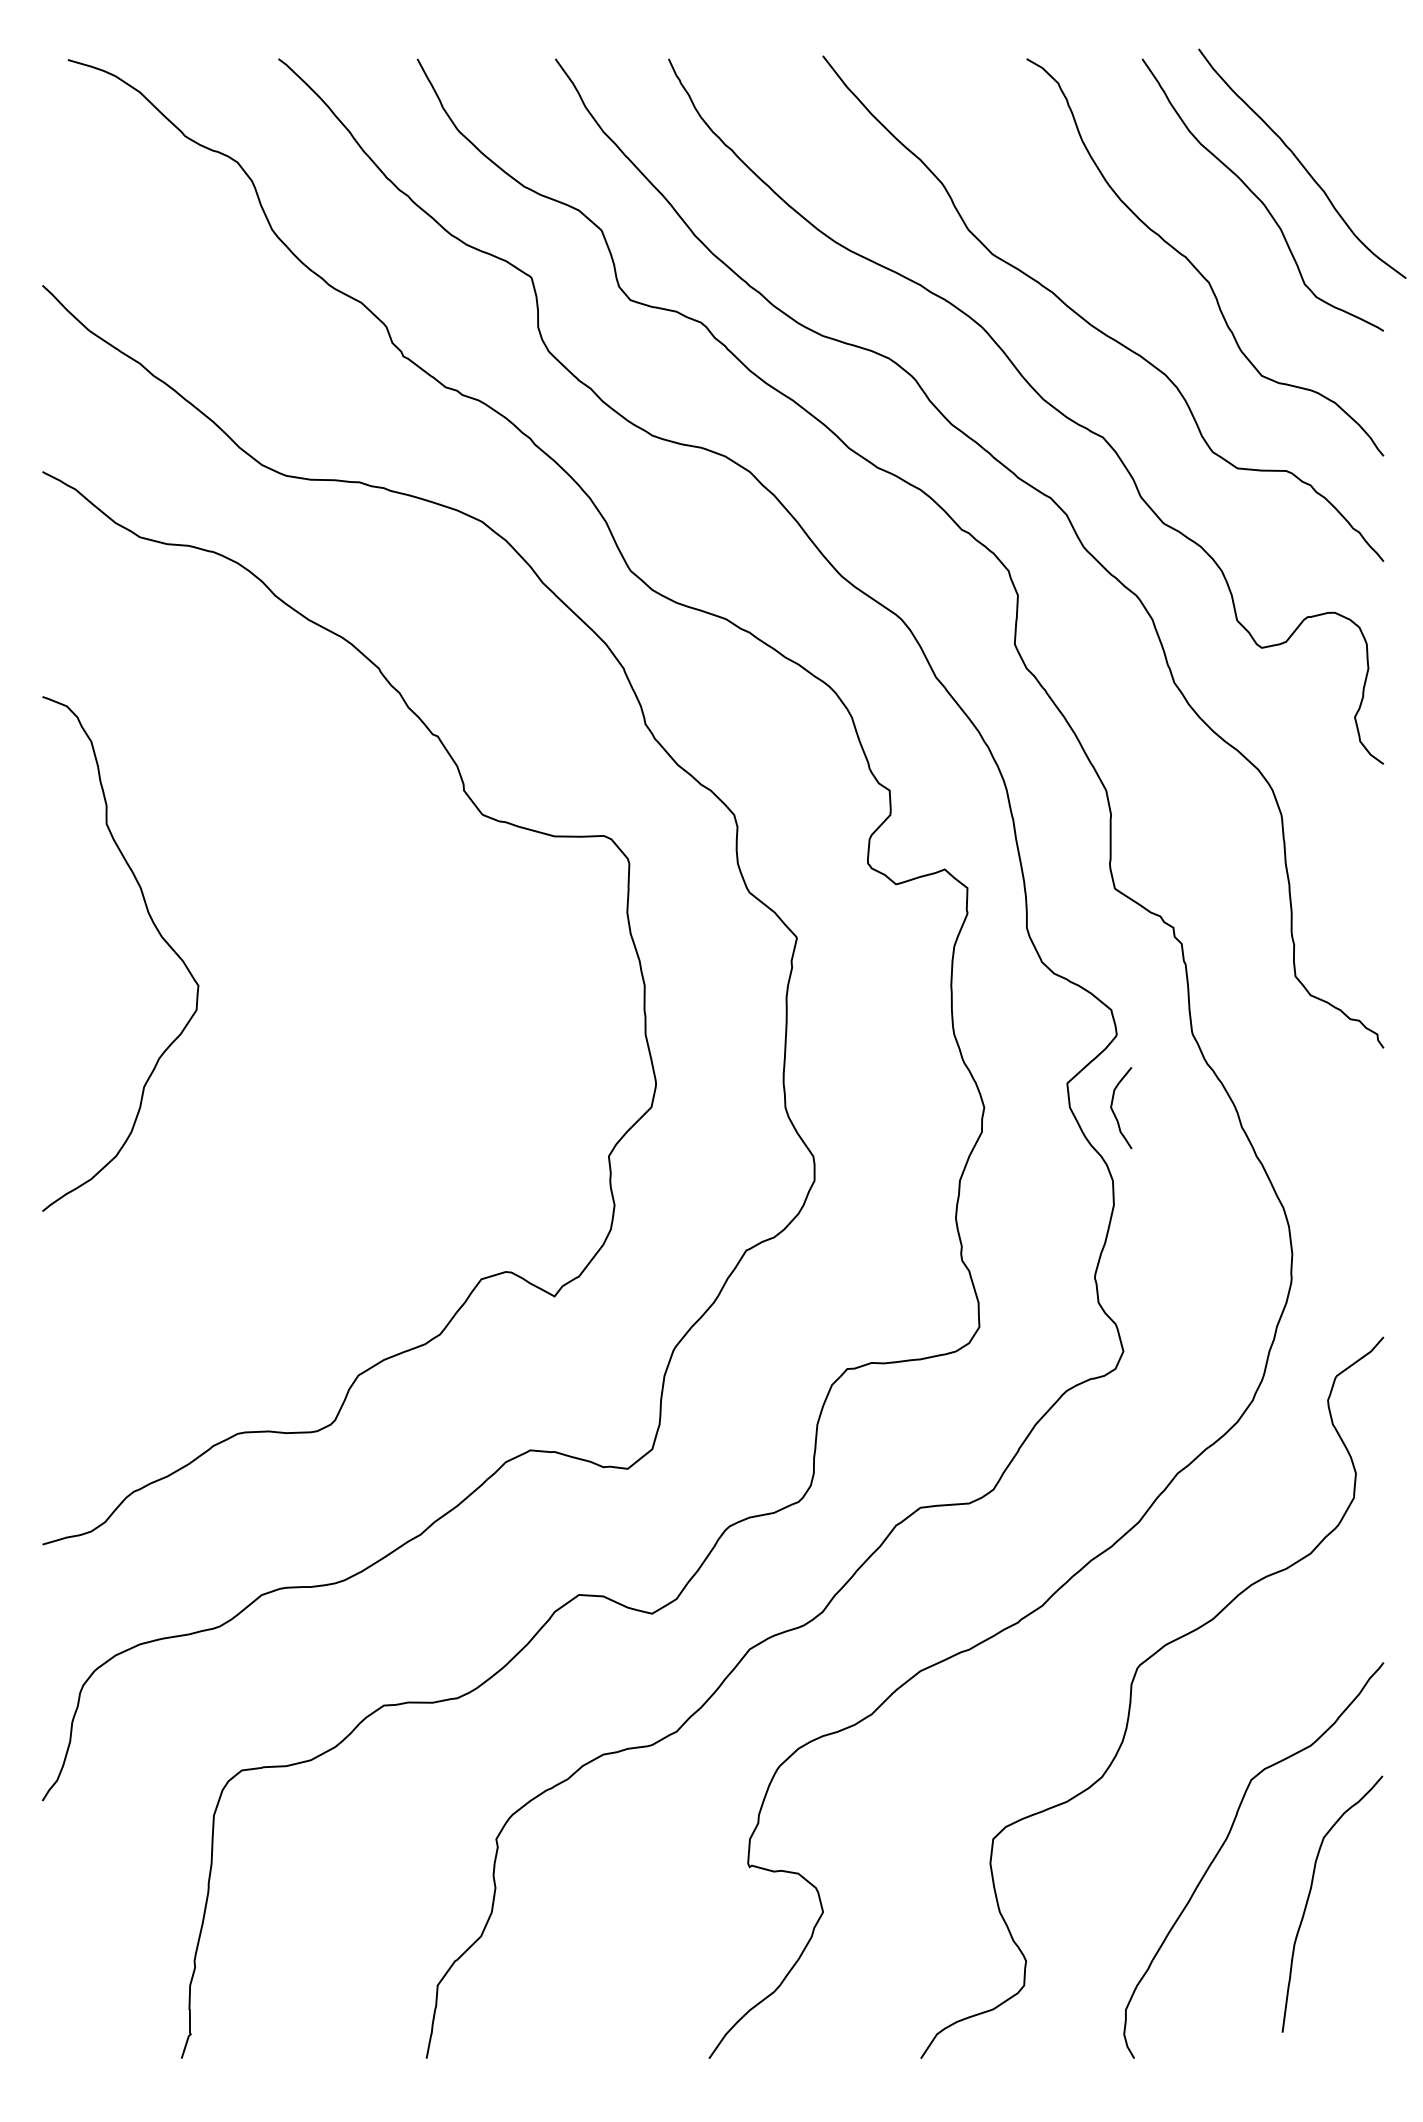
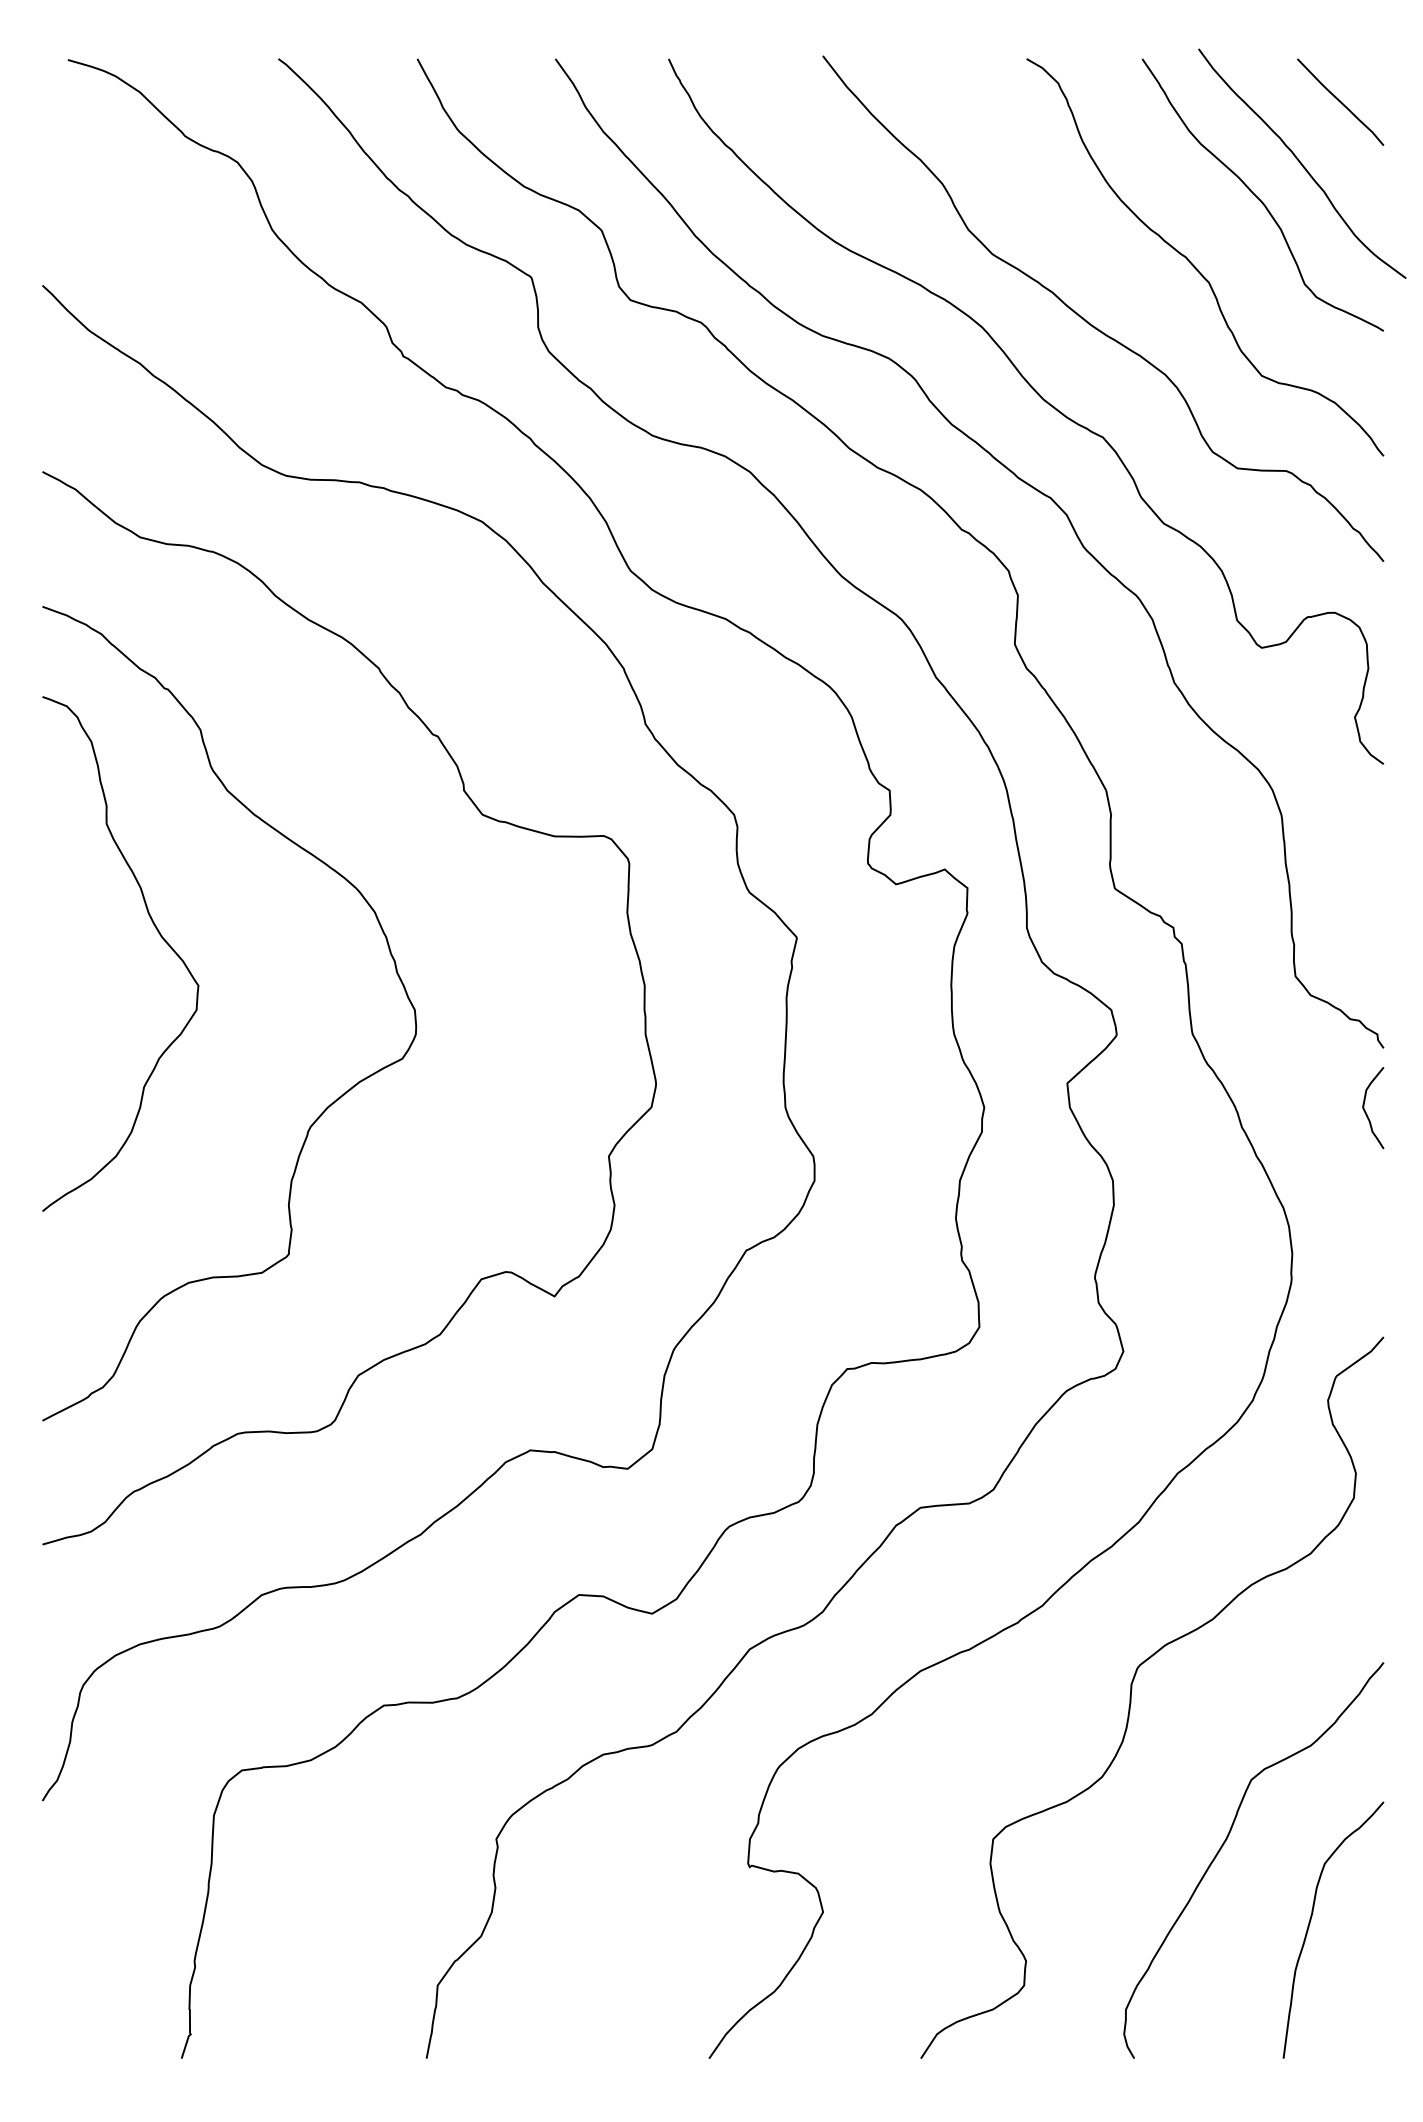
curve: none -> present (1340, 101)
curve: none -> present (325, 1108)
curve position: (1114, 1112) -> (1366, 1112) (1366, 1112)
curve position: (1310, 1894) -> (1311, 1920) (1311, 1920)
